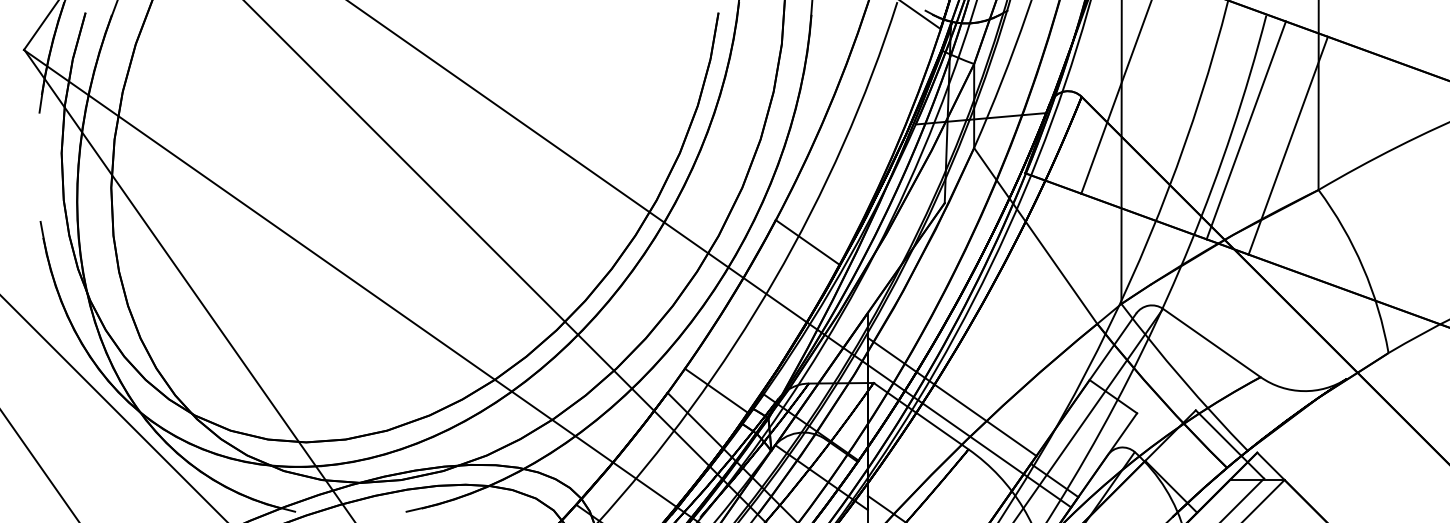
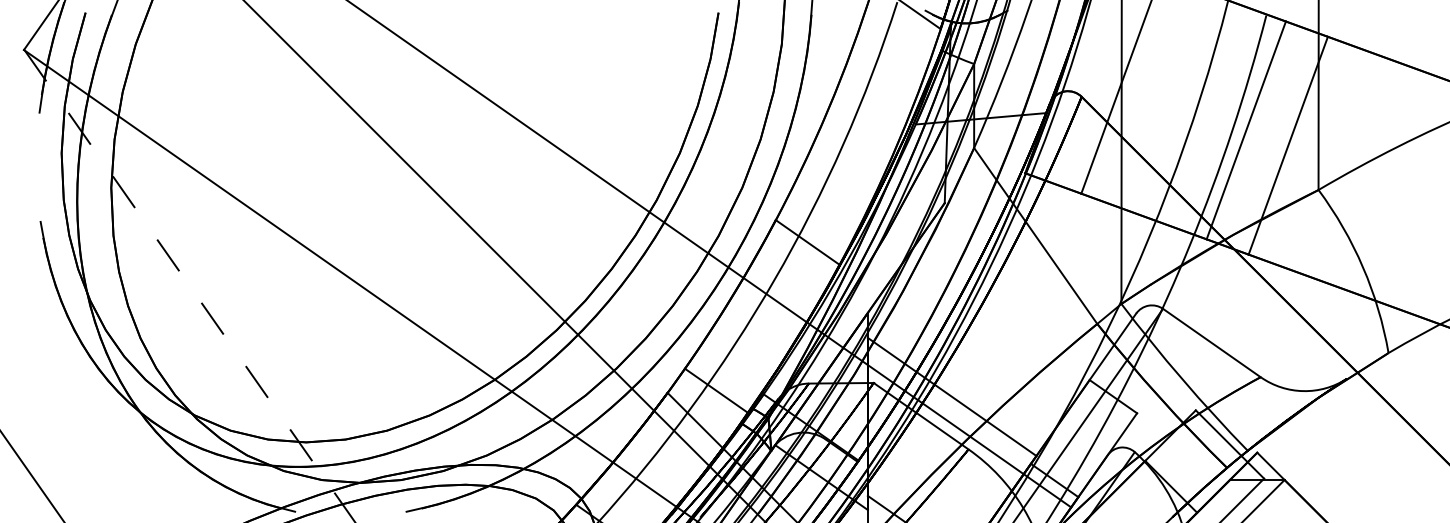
line: solid -> dashed (189, 286)
line: present -> none (113, 407)
line position: (39, 465) -> (32, 476) (32, 476)
